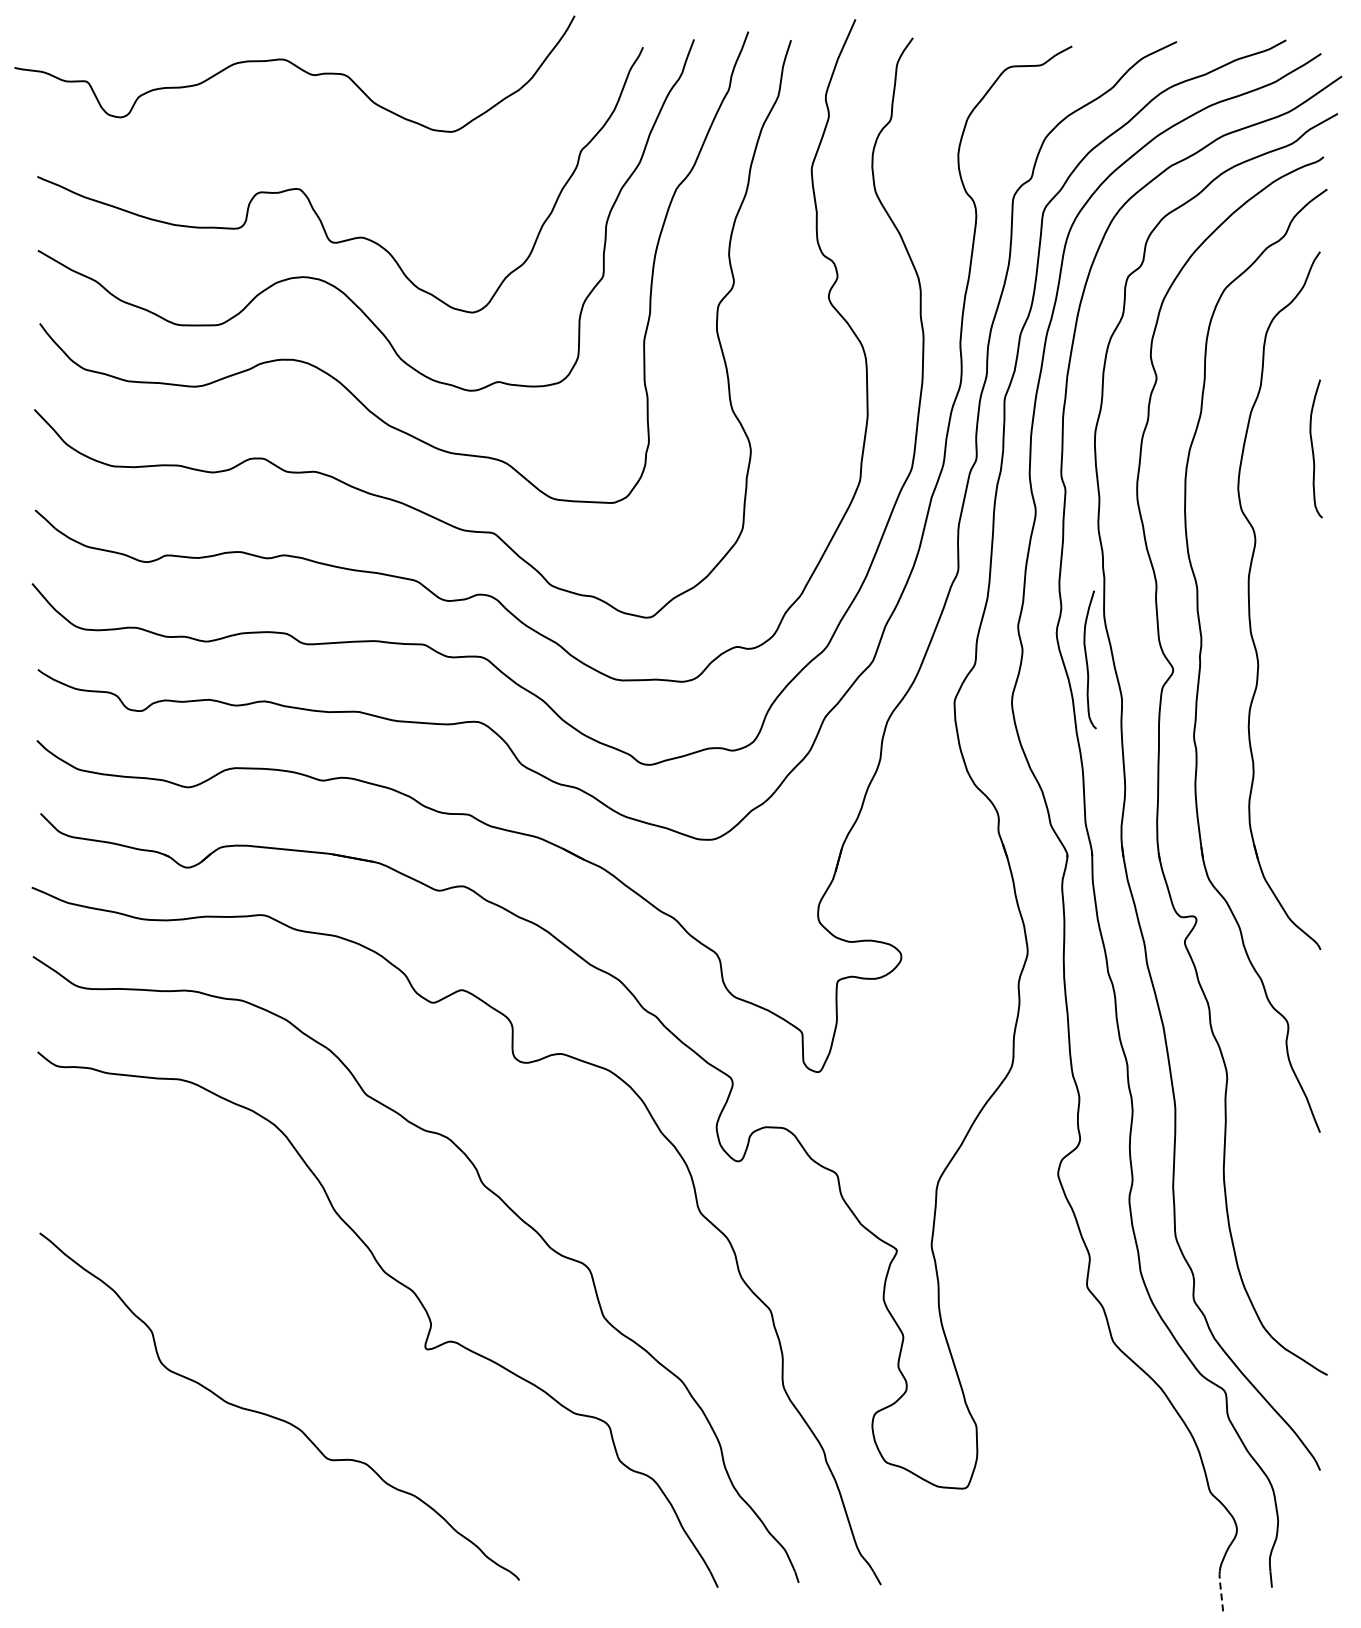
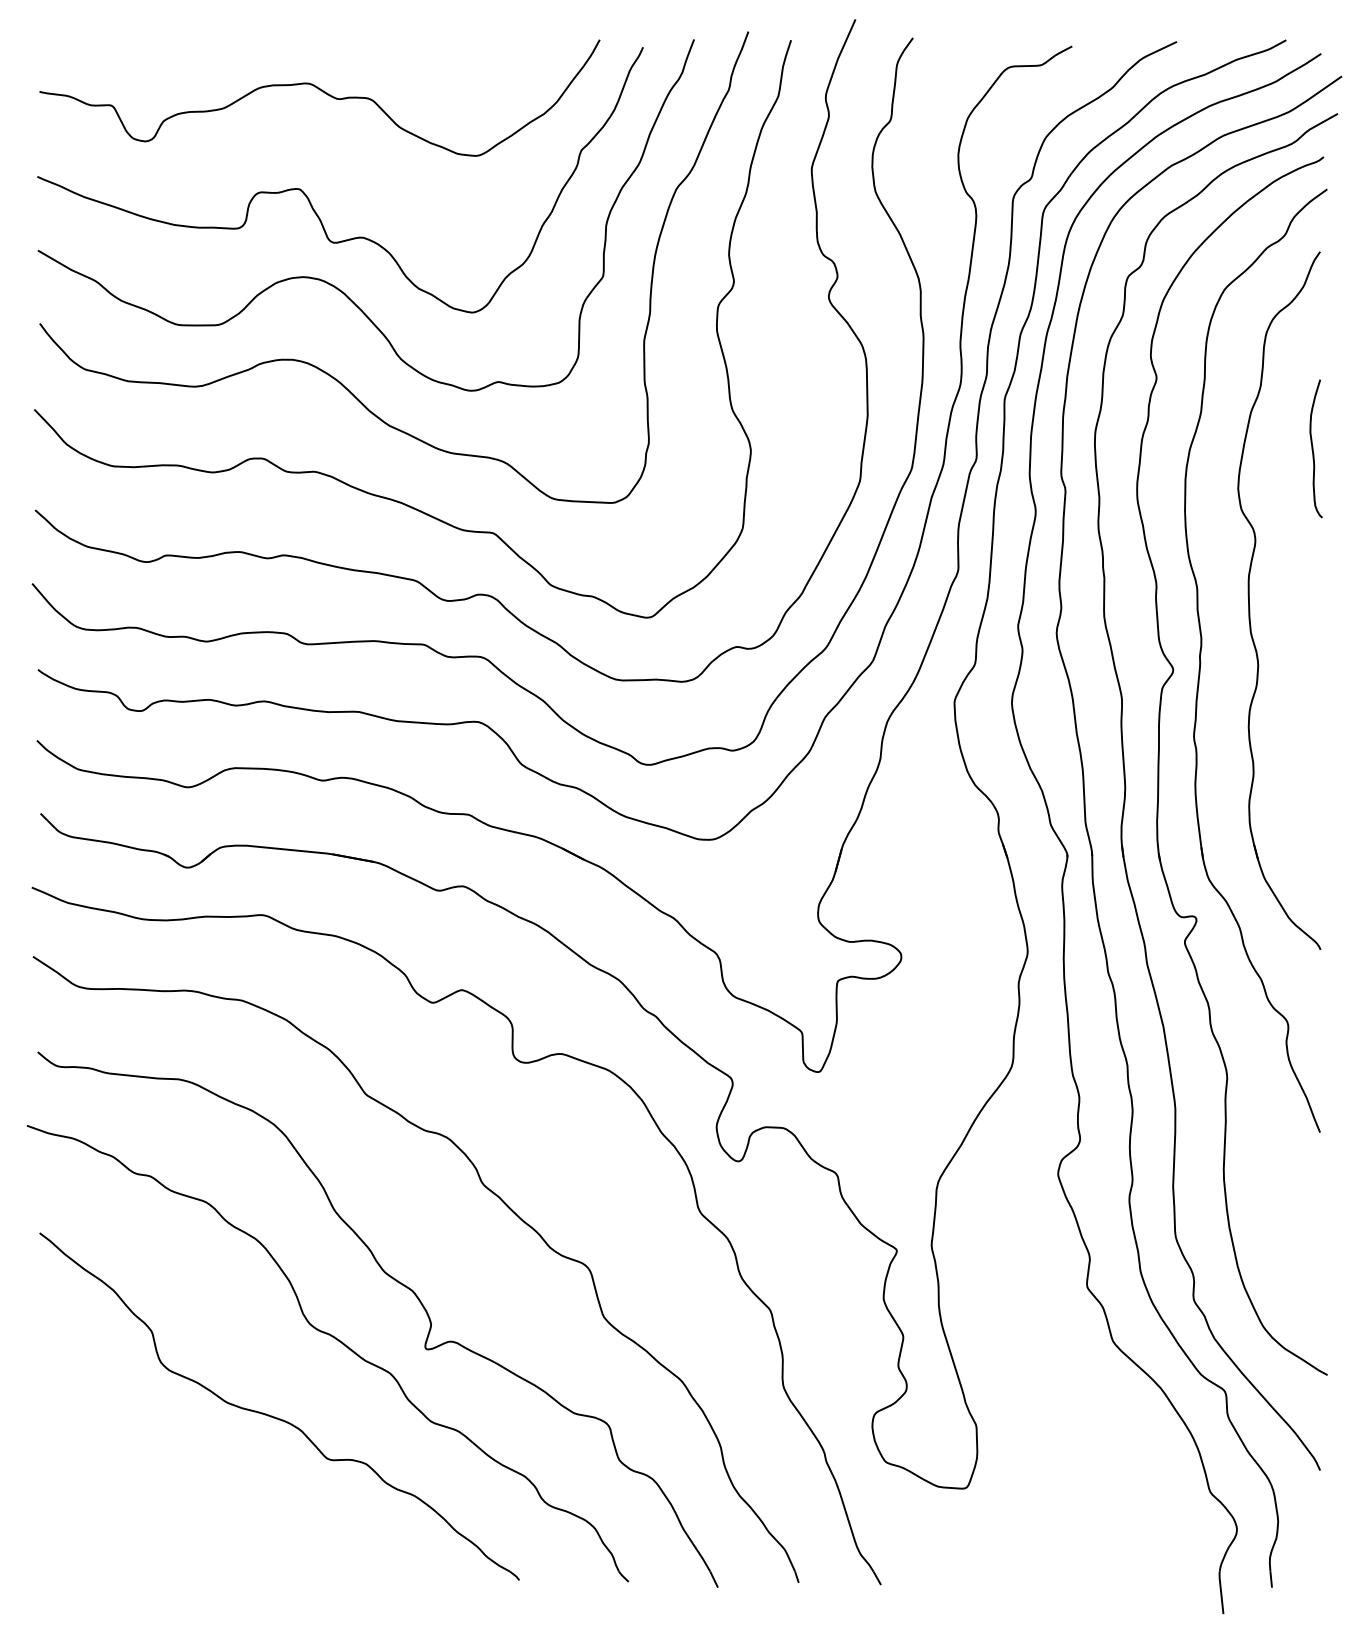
curve position: (296, 67) -> (321, 91) (321, 91)
curve: present -> none (1087, 659)
part: none -> present (335, 1339)
line: dashed -> solid (1221, 1591)
